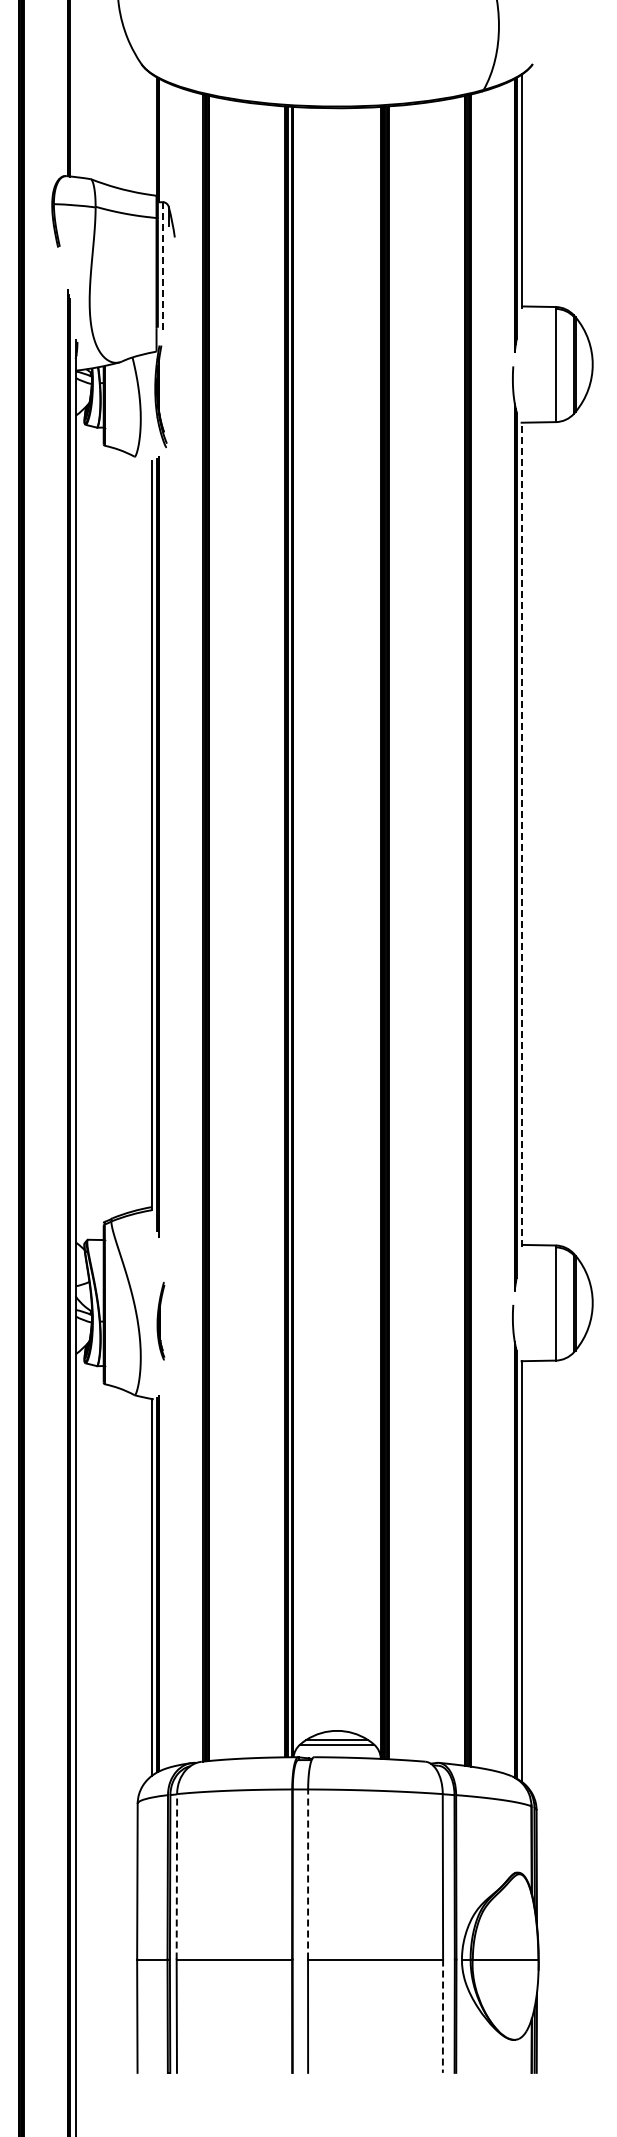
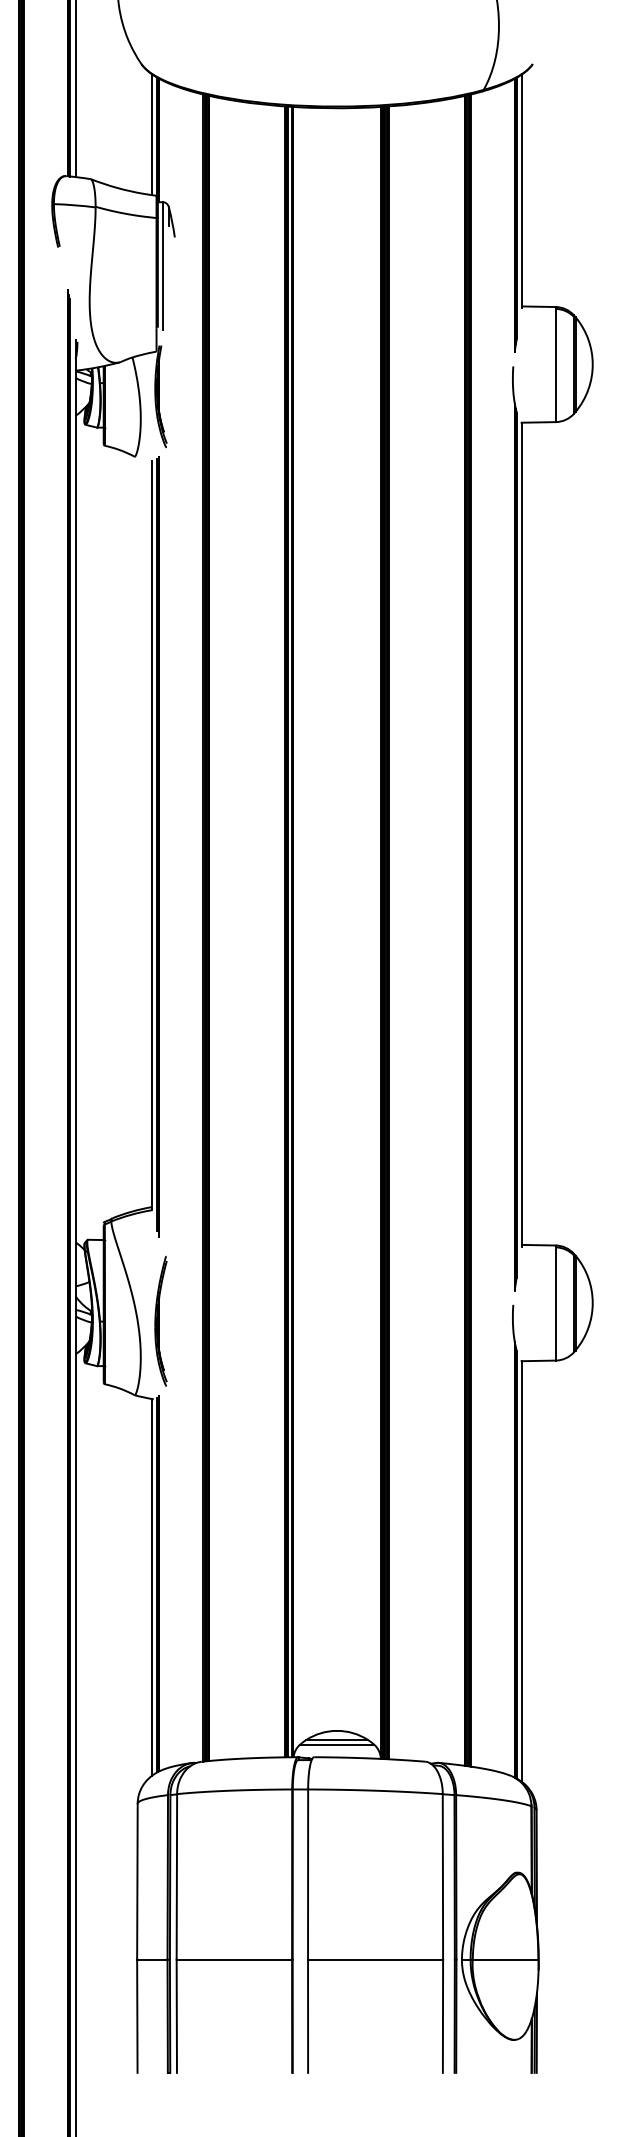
line: none -> present (75, 89)
line: none -> present (152, 134)
line: dashed -> solid (163, 266)
line: dashed -> solid (522, 834)
part size: 10x79 px -> 14x132 px (160, 1320)
line: dashed -> solid (308, 1874)
line: dashed -> solid (176, 1876)
line: dashed -> solid (442, 2016)
